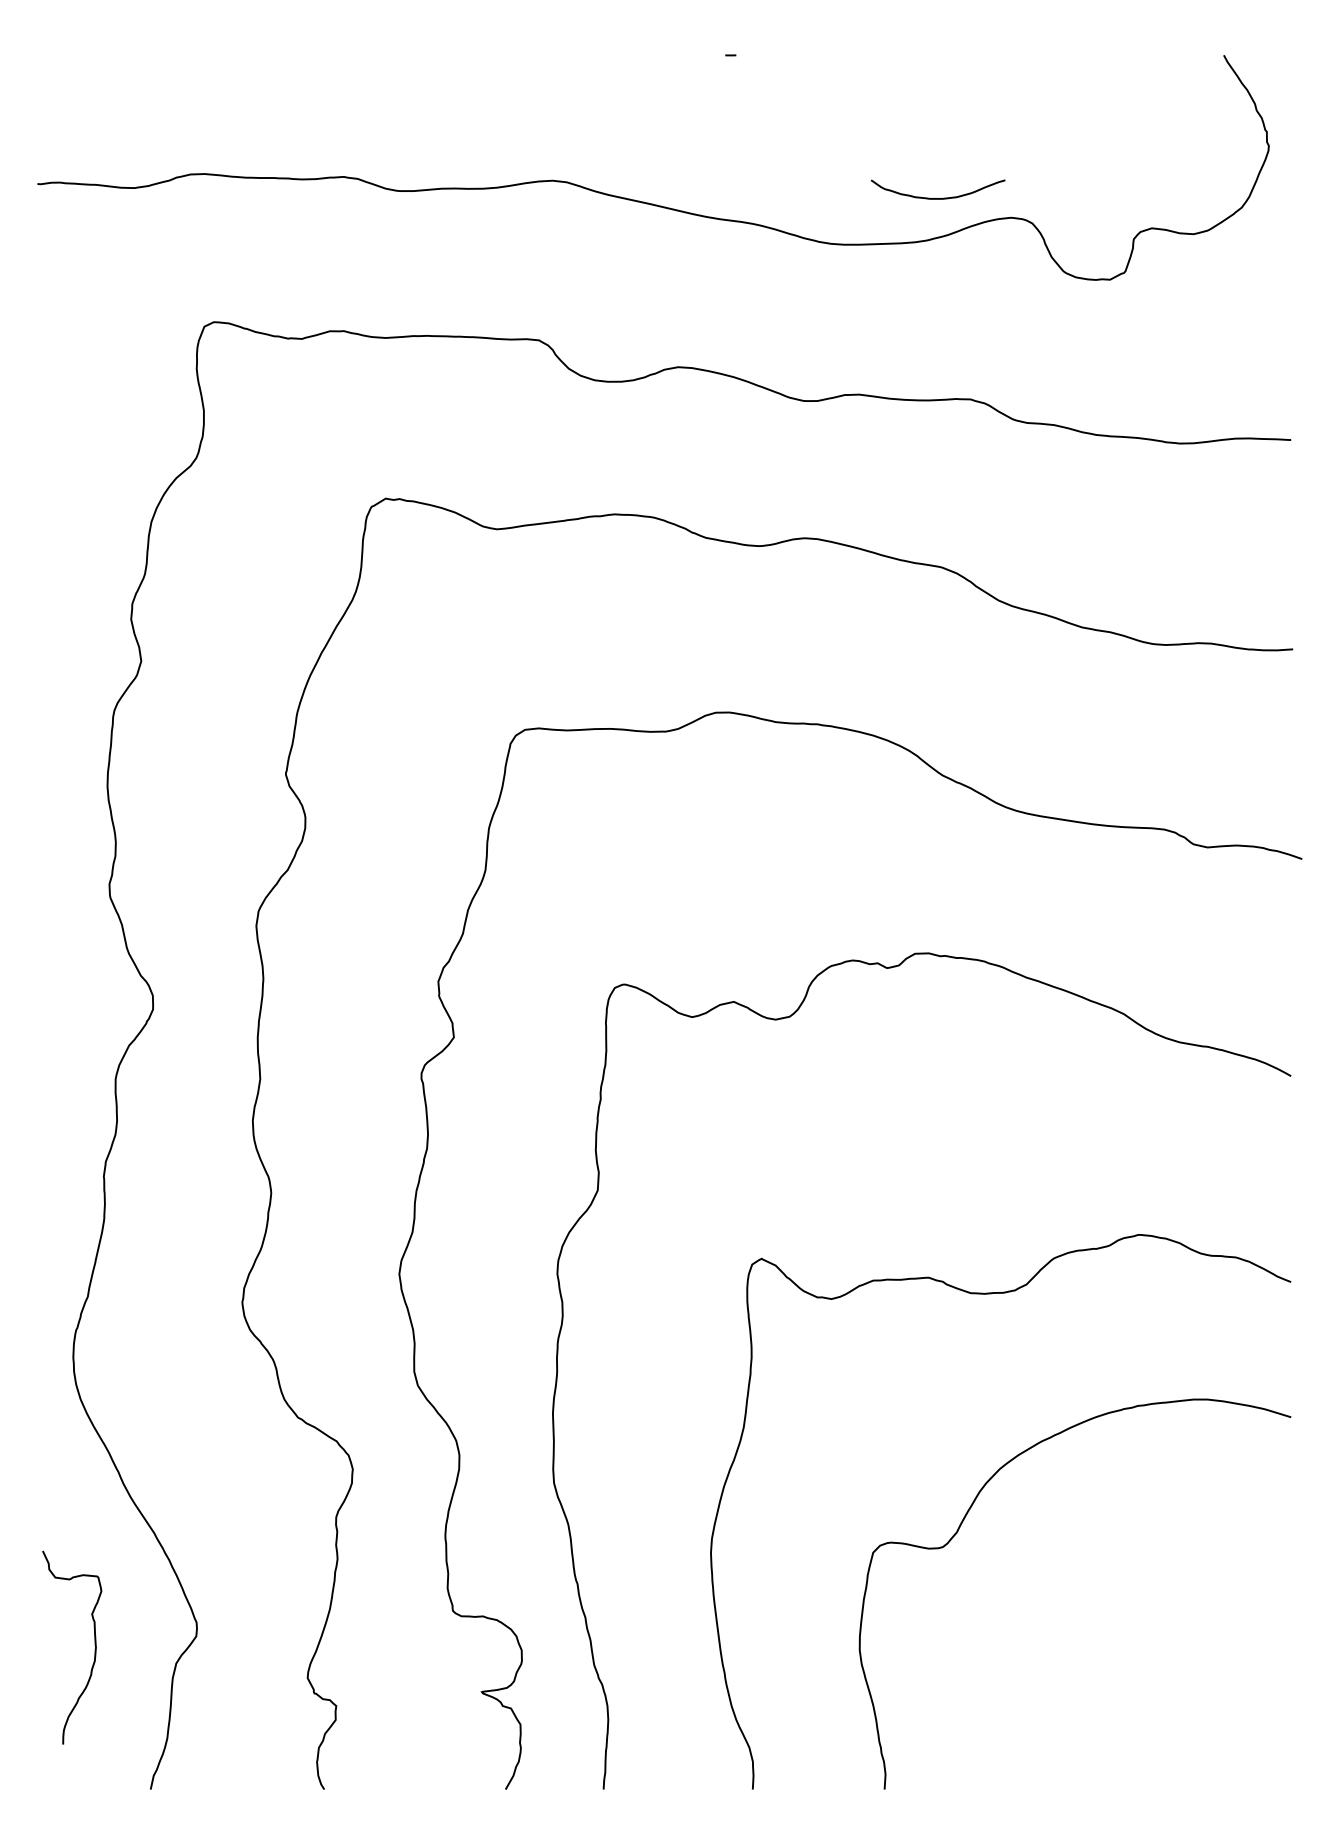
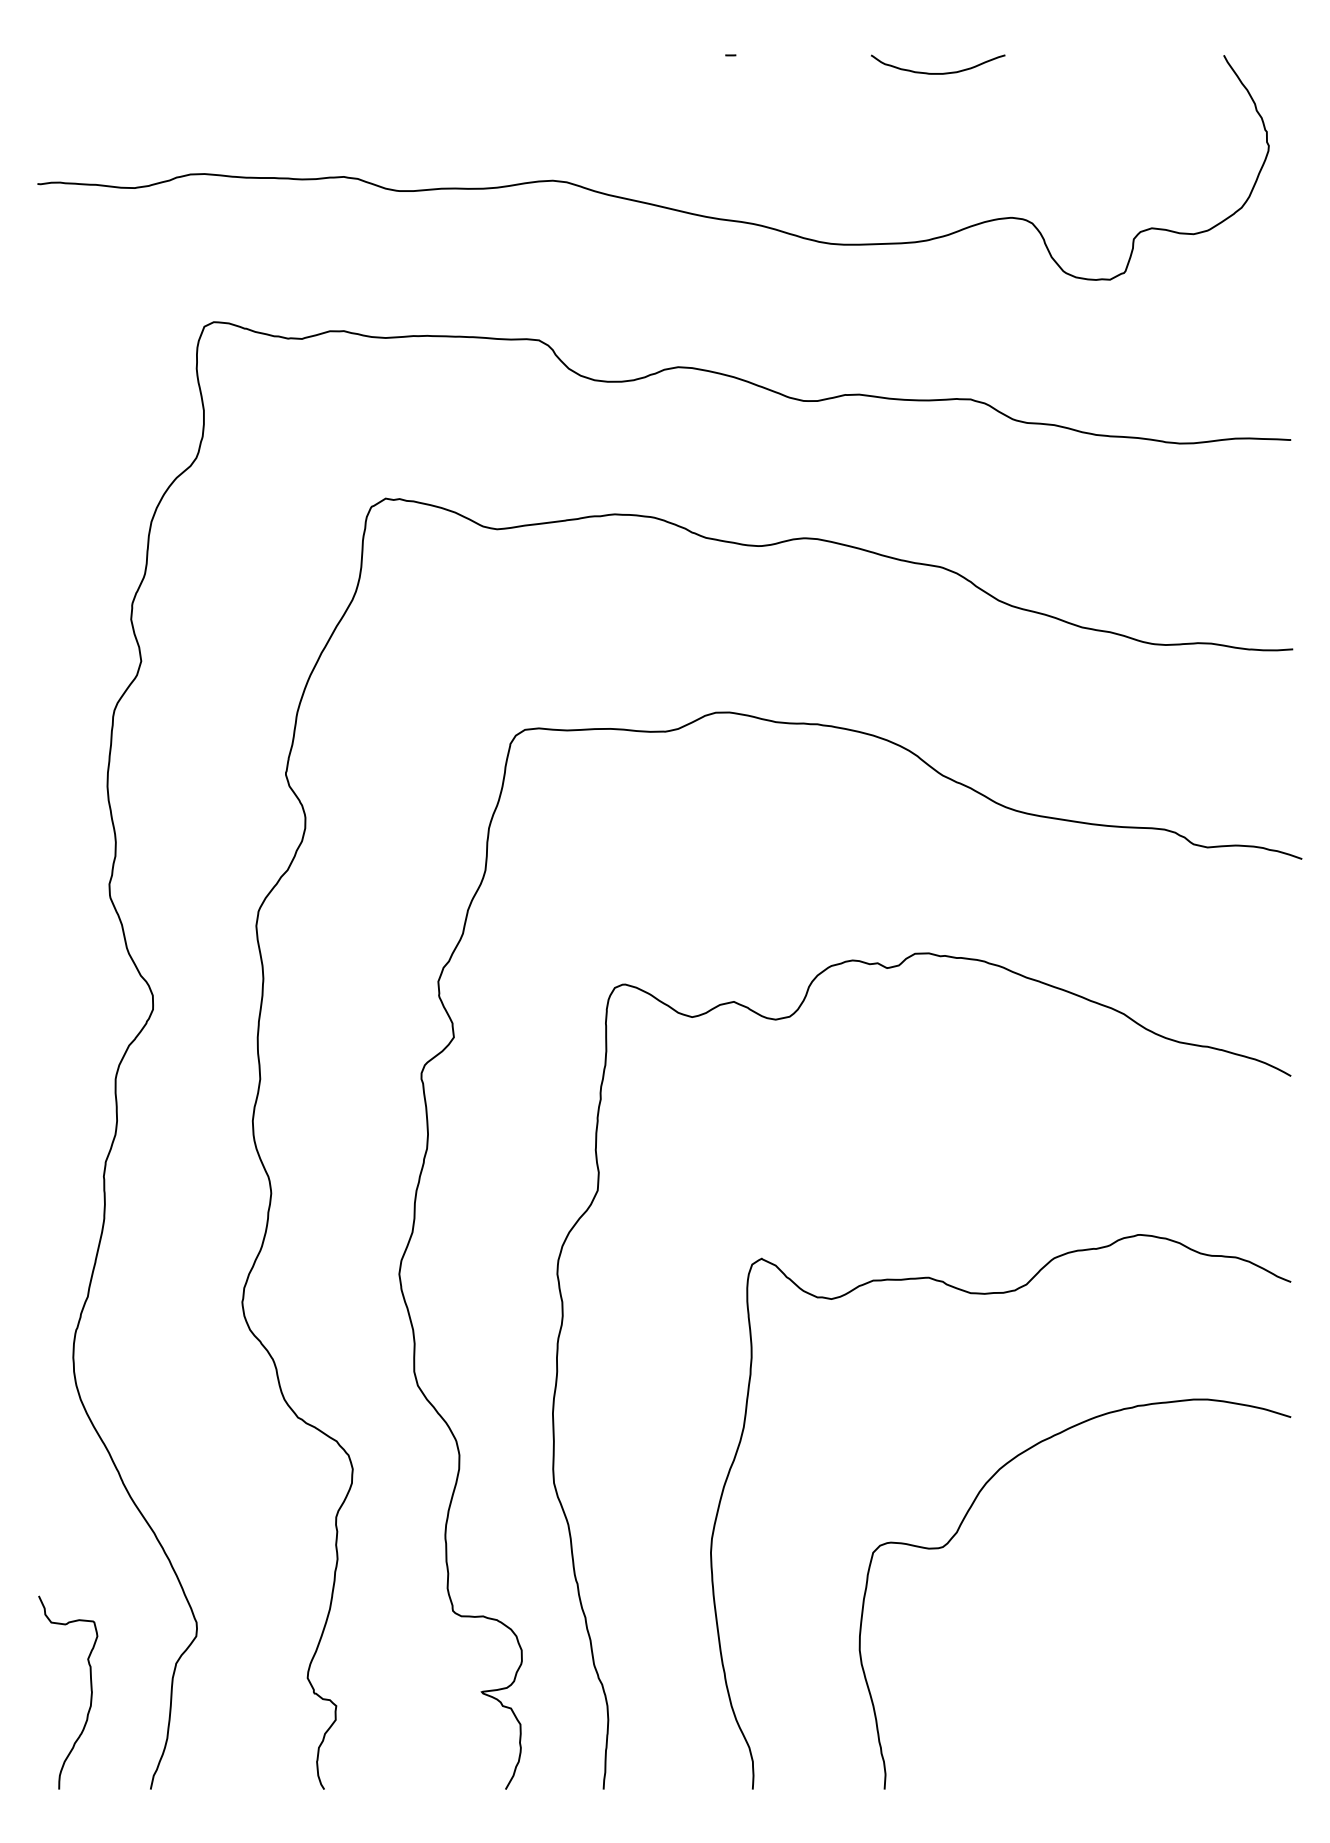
curve position: (938, 198) -> (938, 73) (938, 73)
curve position: (94, 1645) -> (90, 1690) (90, 1690)
